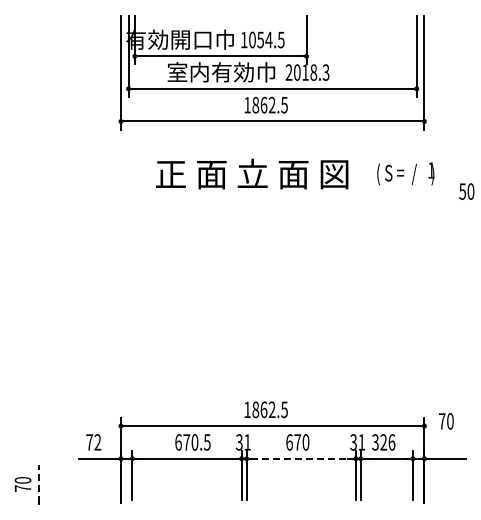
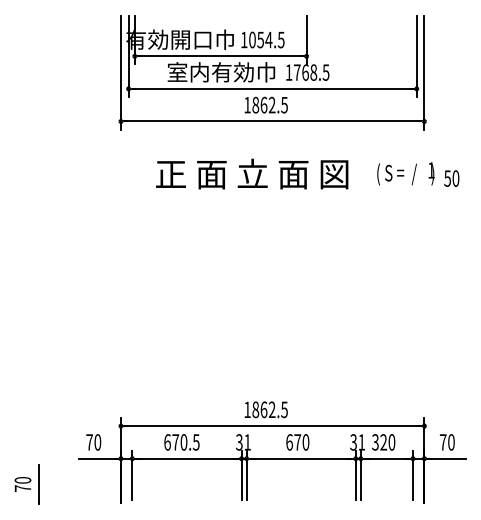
text: 2018.3 -> 1768.5 (307, 72)
text position: (466, 191) -> (451, 178) (451, 178)
text position: (446, 421) -> (447, 442) (447, 442)
text: 72 -> 70 (97, 442)
text position: (192, 442) -> (181, 442) (181, 442)
text: 326 -> 320 (391, 442)
line: dashed -> solid (301, 458)
line: dashed -> solid (39, 484)
